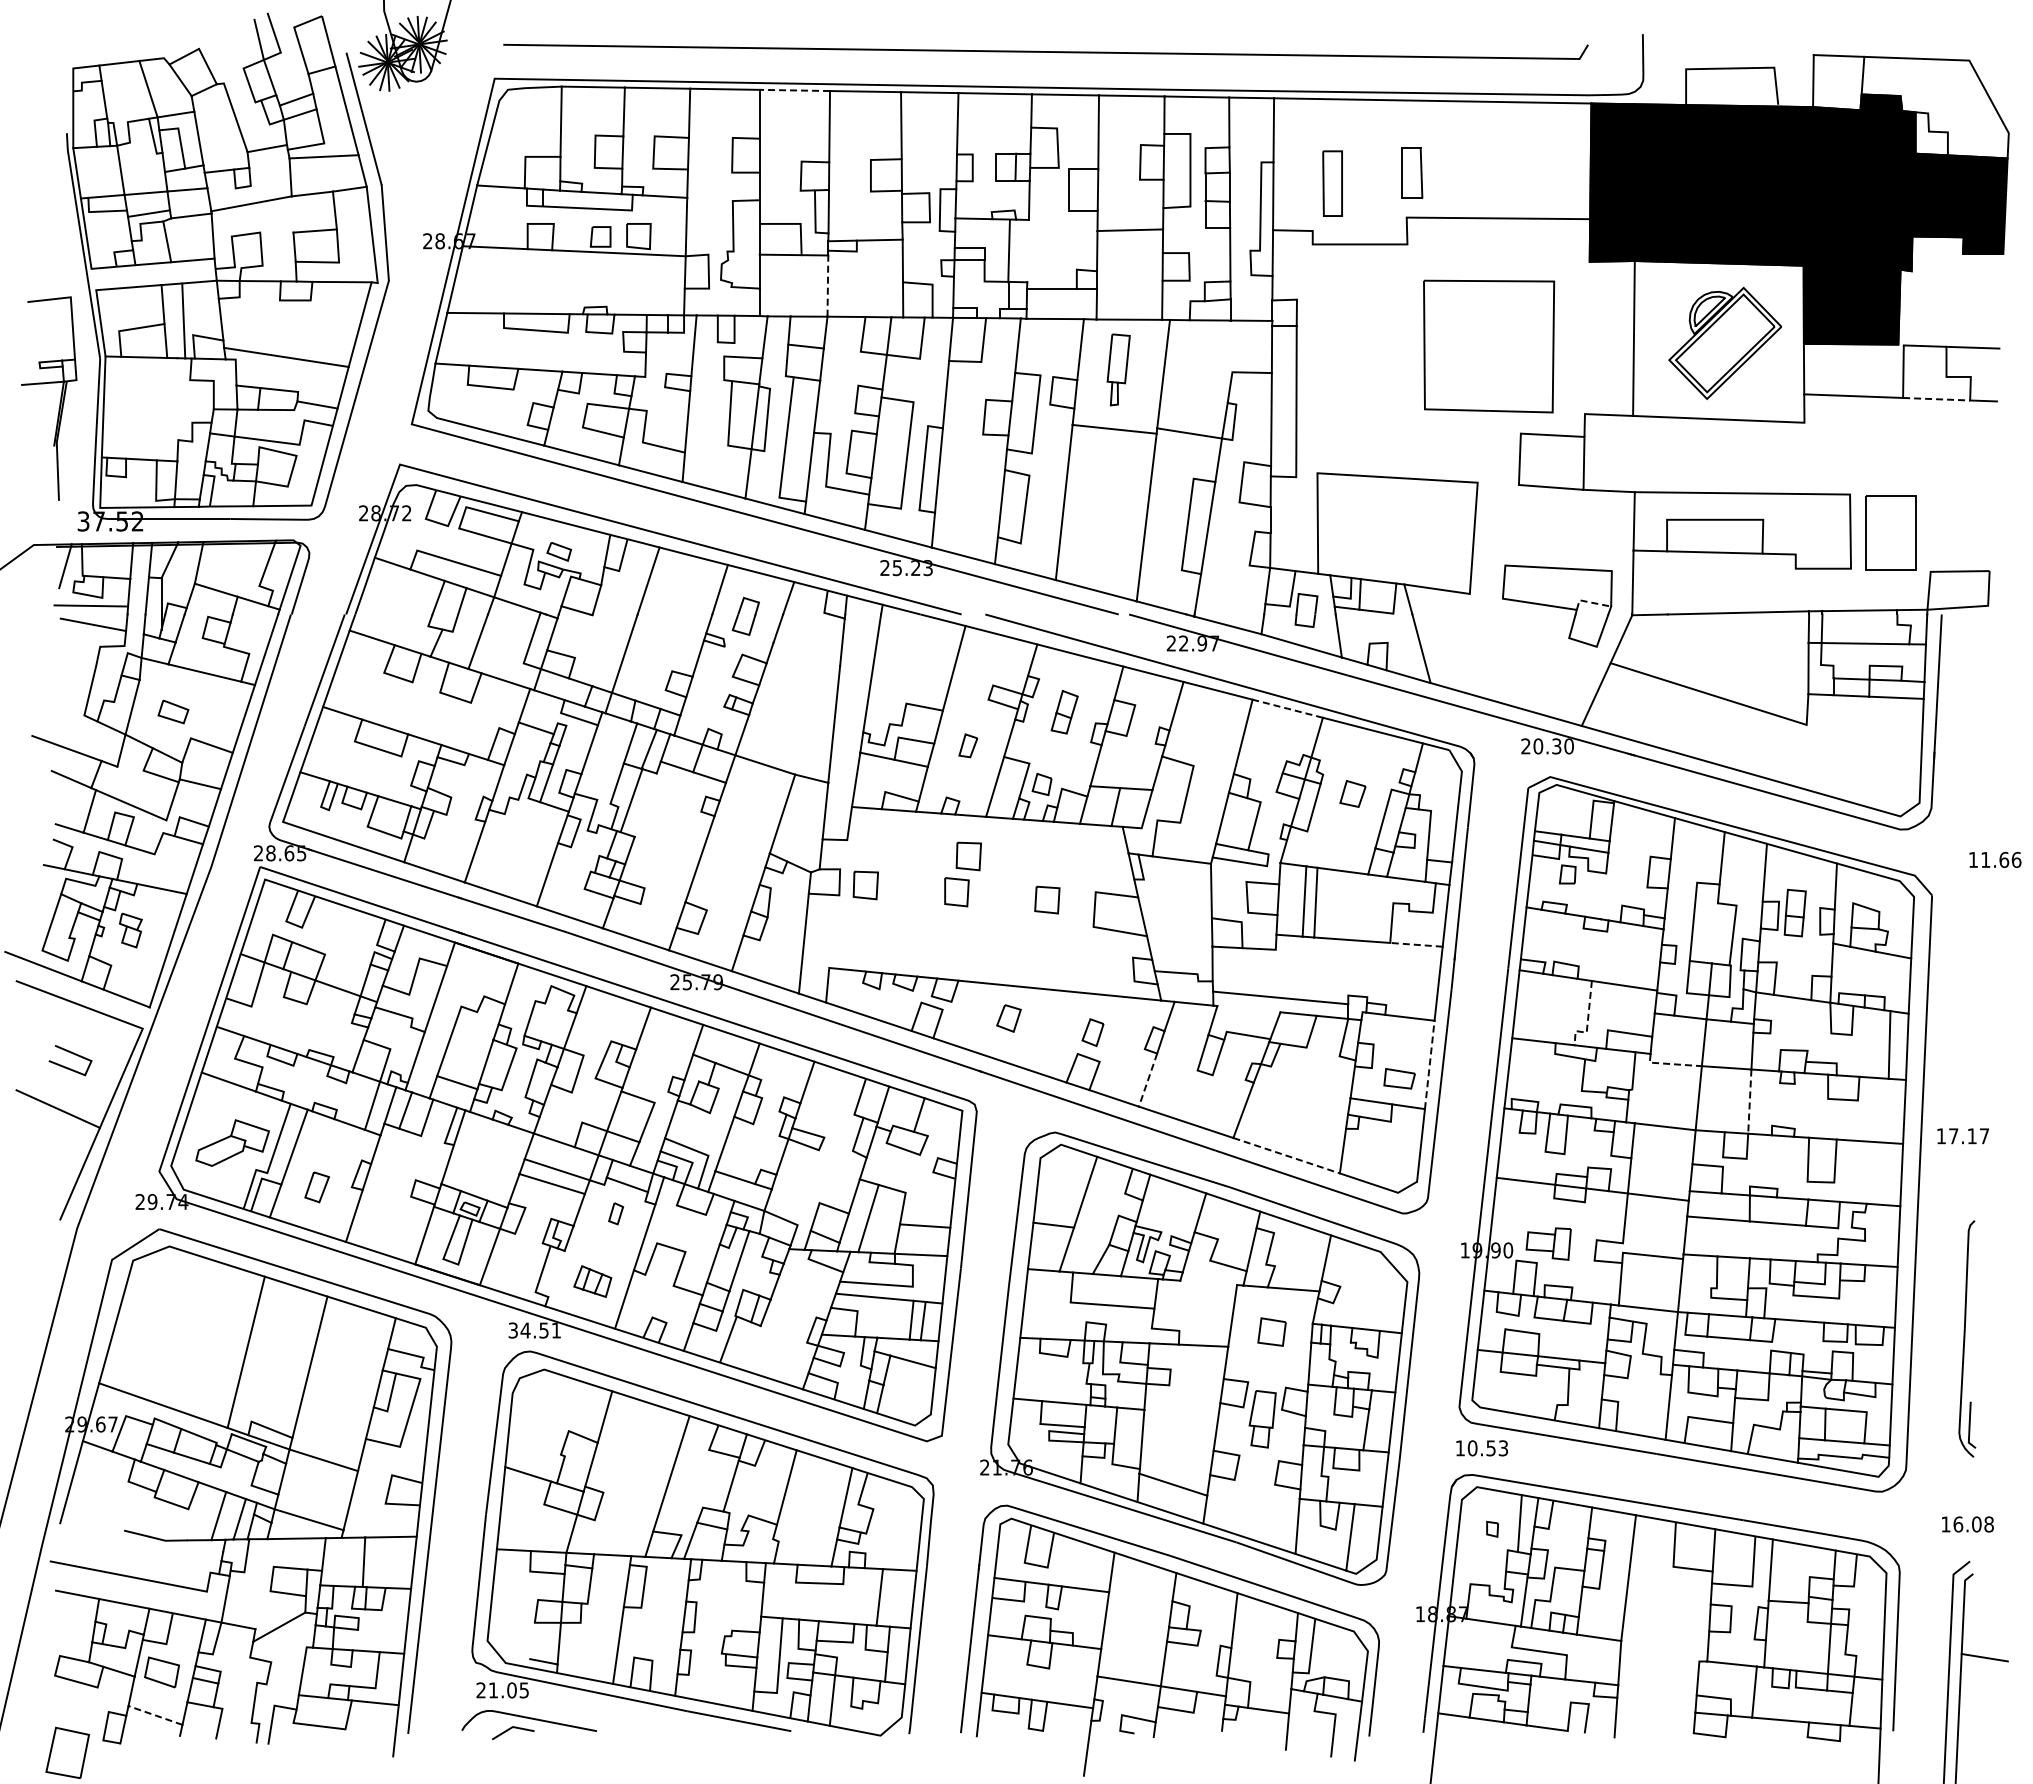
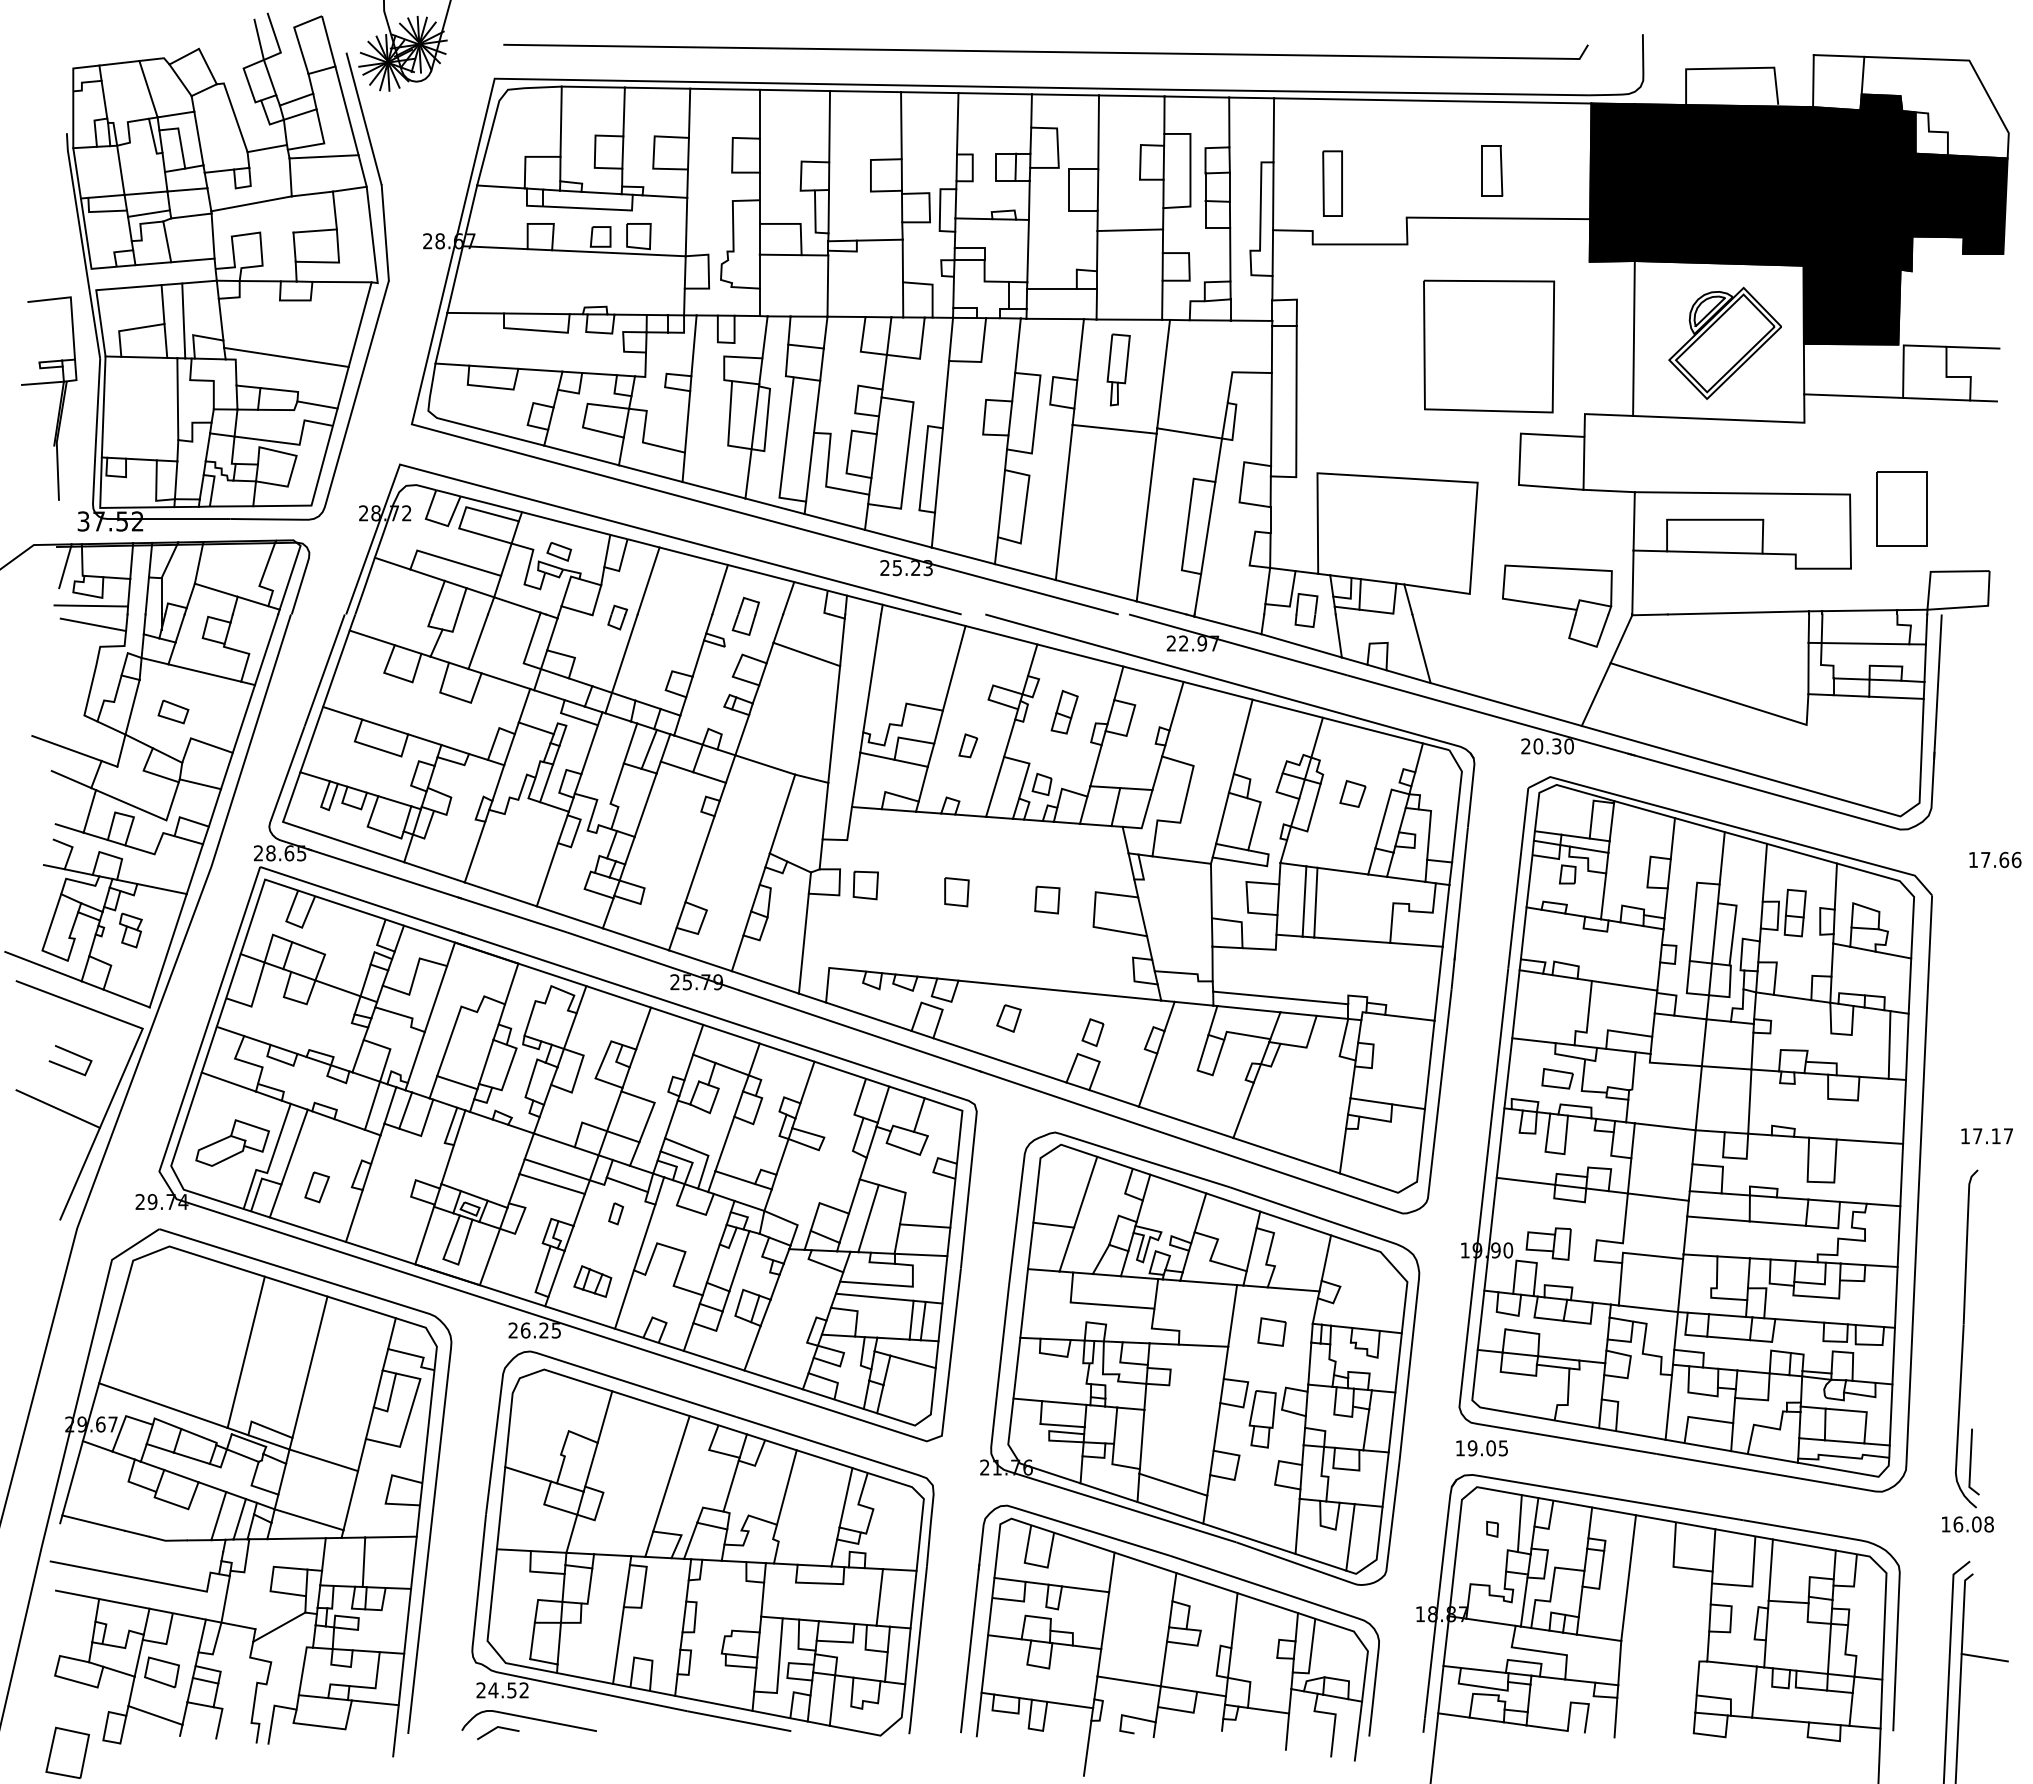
line: dashed -> solid (794, 90)
part position: (1412, 172) -> (1492, 170) (1492, 170)
line position: (1008, 250) -> (1027, 250) (1027, 250)
line: dashed -> solid (827, 286)
line: none -> present (177, 399)
line: dashed -> solid (1936, 399)
part position: (1890, 532) -> (1901, 508) (1901, 508)
line: dashed -> solid (1590, 602)
part: none -> present (617, 617)
line: none -> present (806, 654)
line: dashed -> solid (1287, 708)
line position: (631, 799) -> (645, 804) (645, 804)
part: present -> none (968, 856)
text: 11.66 -> 17.66 (1985, 859)
line: none -> present (1603, 896)
line: none -> present (1714, 933)
line: dashed -> solid (1415, 944)
line: none -> present (1248, 1009)
line: dashed -> solid (1587, 1021)
line: dashed -> solid (1429, 1064)
line: dashed -> solid (1671, 1064)
part position: (1399, 1078) -> (1557, 1078) (1557, 1078)
line: dashed -> solid (1147, 1080)
line: dashed -> solid (1749, 1102)
text position: (1962, 1136) -> (1986, 1136) (1986, 1136)
line: dashed -> solid (1287, 1155)
line: none -> present (556, 1273)
line: none -> present (1208, 1282)
text: 34.51 -> 26.25 (534, 1330)
part size: 19x238 px -> 25x340 px (1967, 1338)
line position: (728, 1339) -> (752, 1348) (752, 1348)
text: 10.53 -> 19.05 (1487, 1448)
line: none -> present (93, 1522)
line: none -> present (532, 1640)
text: 21.05 -> 24.52 (508, 1690)
line: dashed -> solid (155, 1715)
line position: (510, 1729) -> (495, 1729) (495, 1729)
